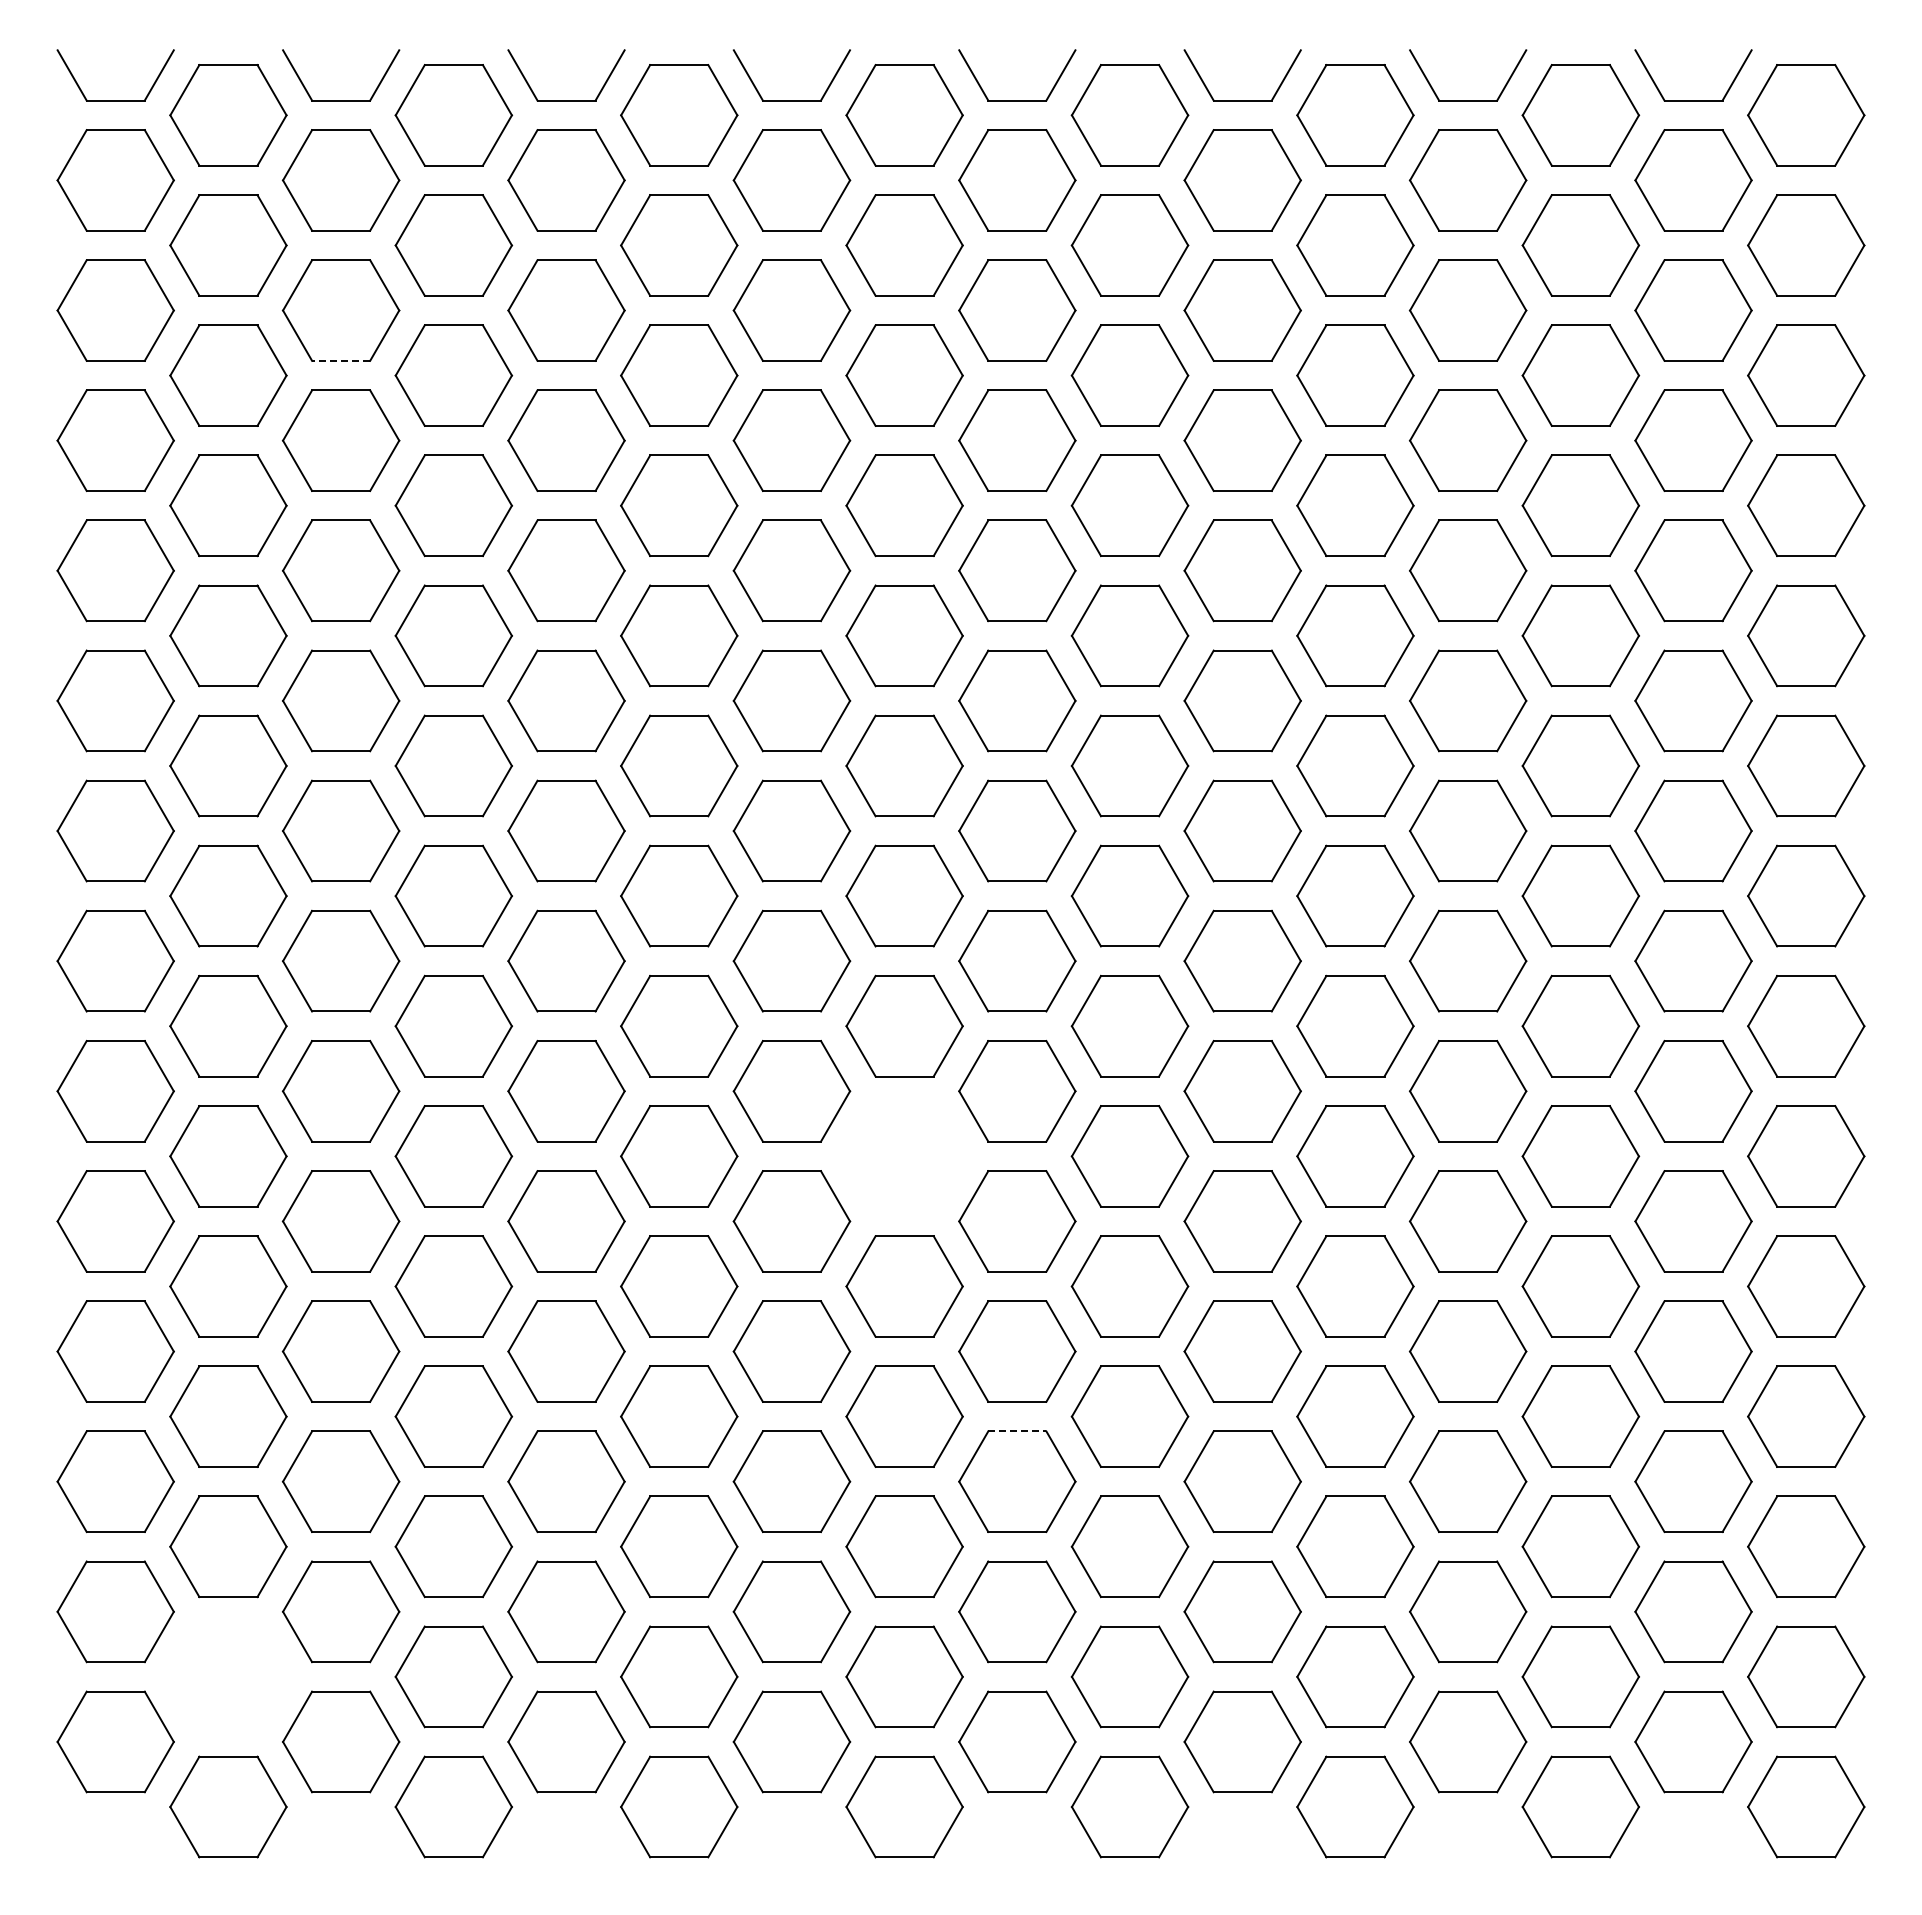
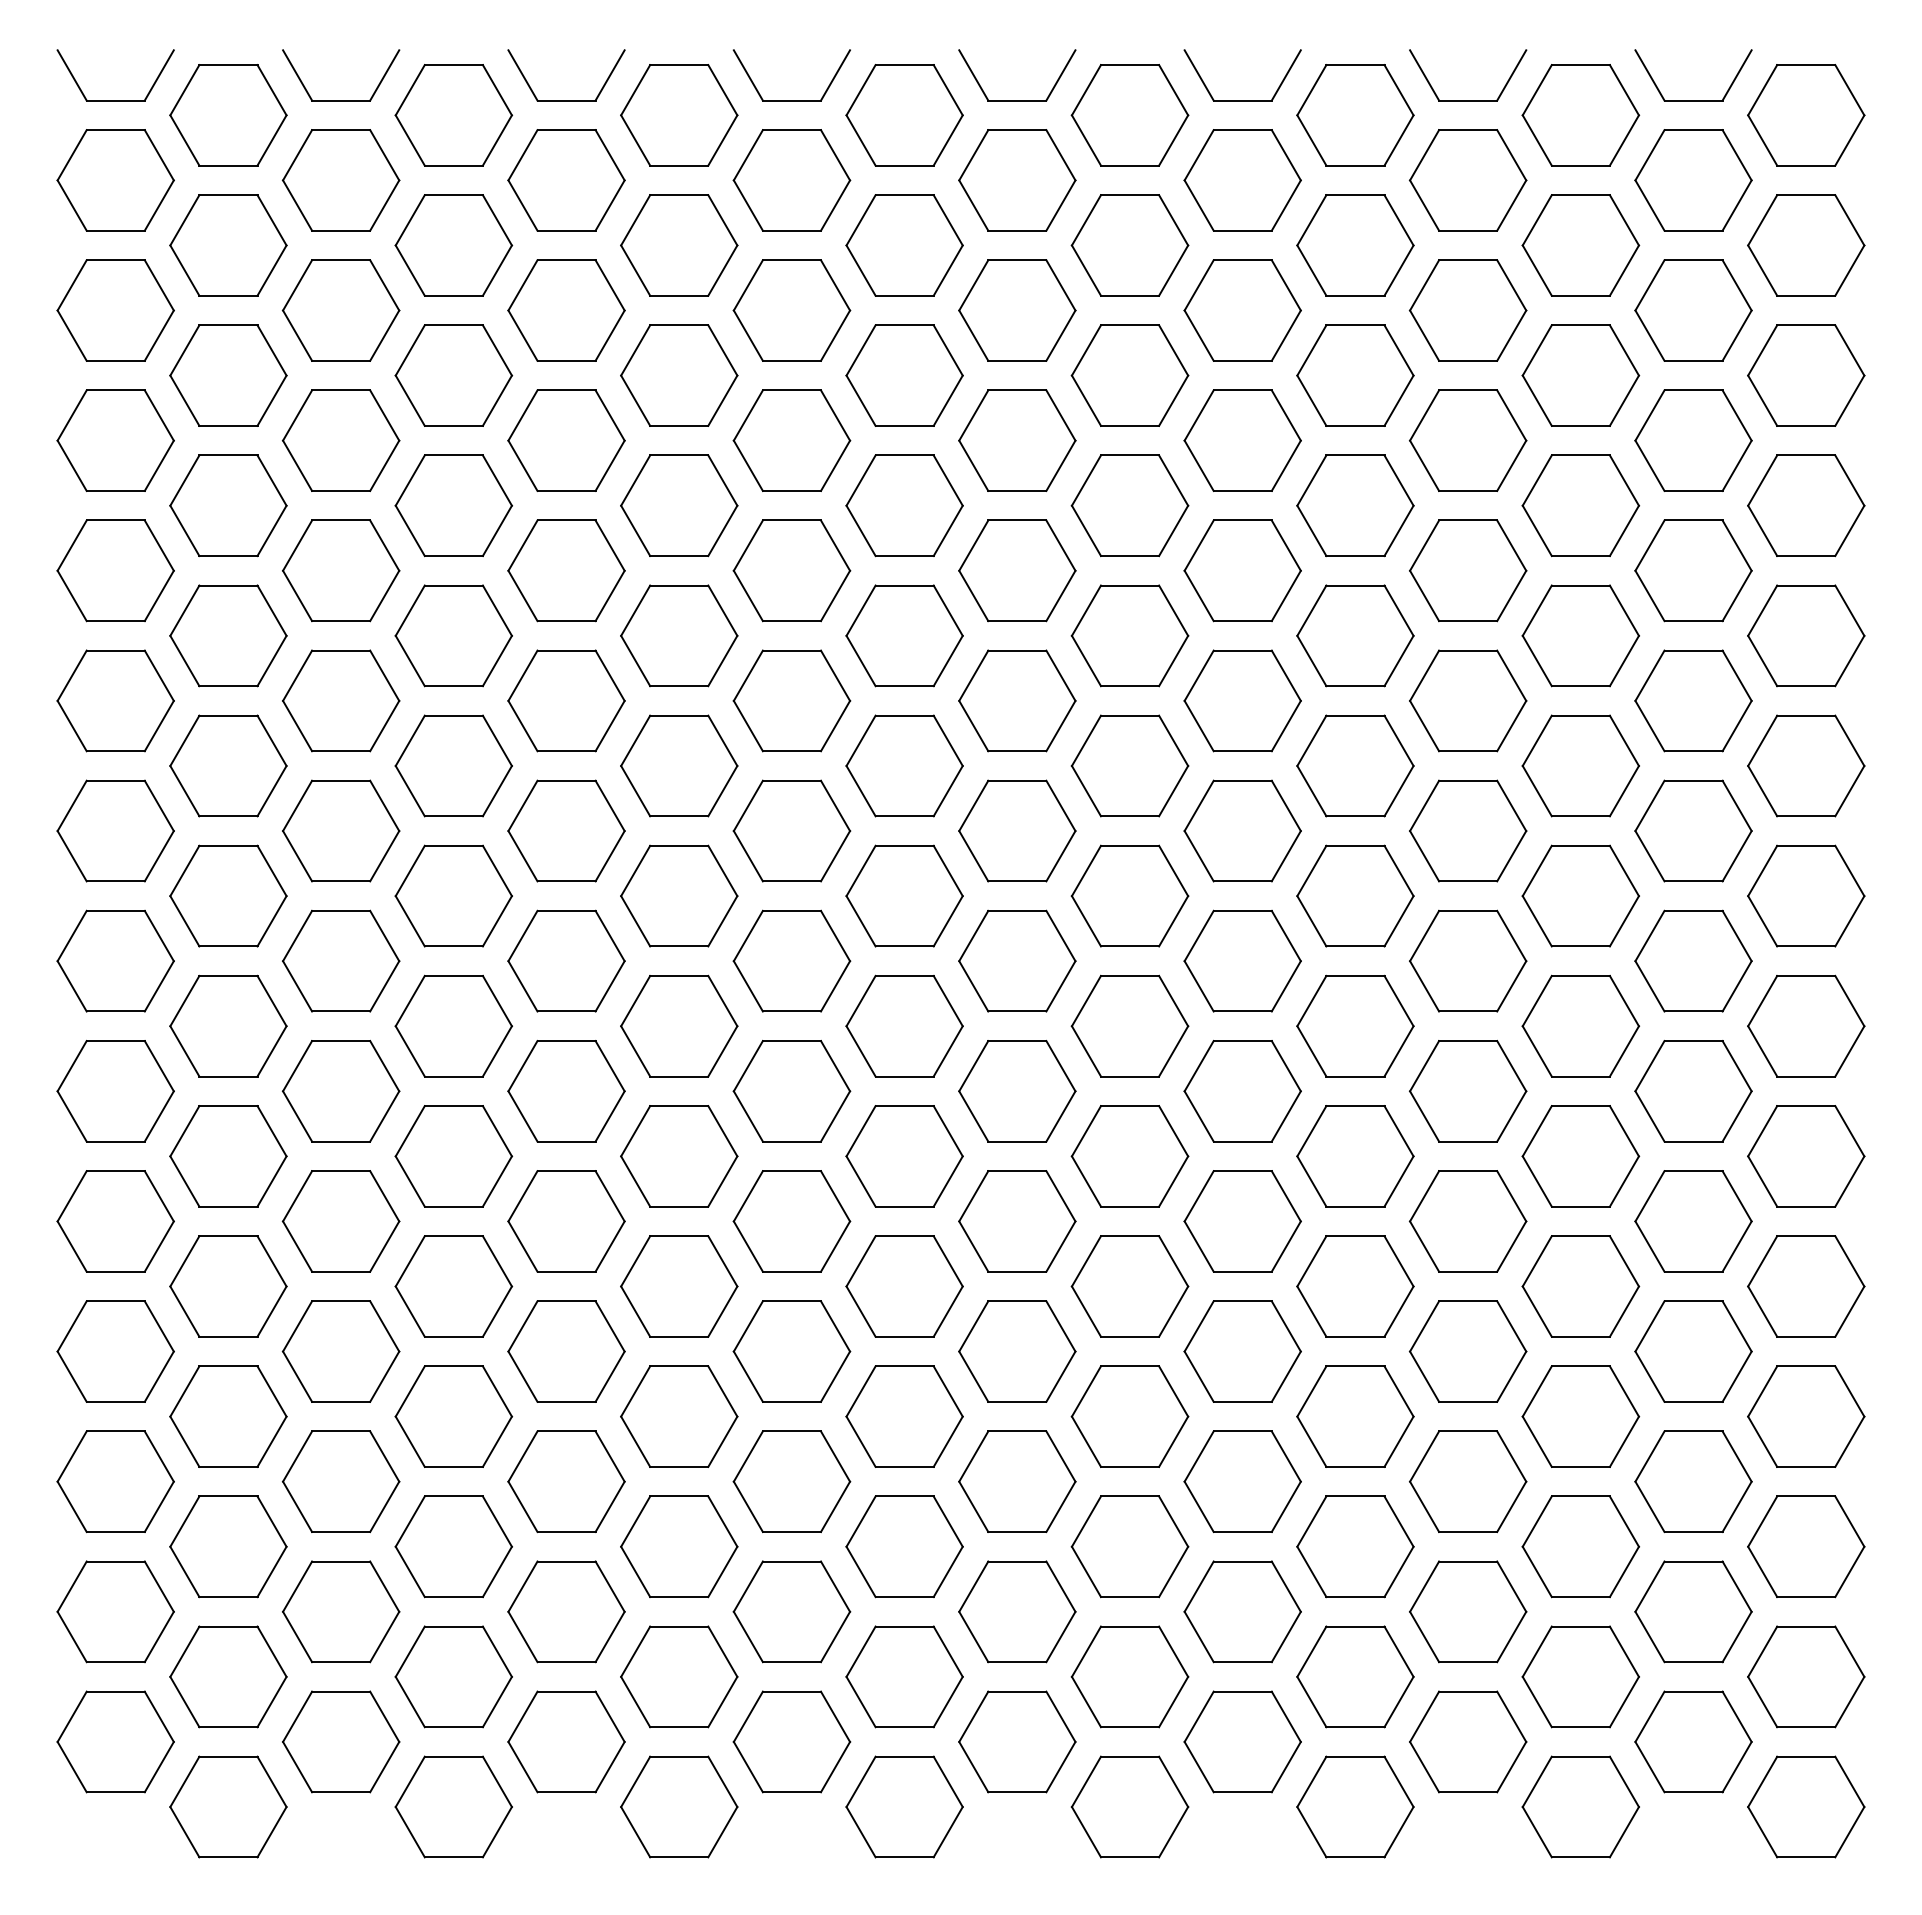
line: dashed -> solid (340, 360)
part: none -> present (904, 1156)
line: dashed -> solid (1017, 1431)
part: none -> present (228, 1676)
